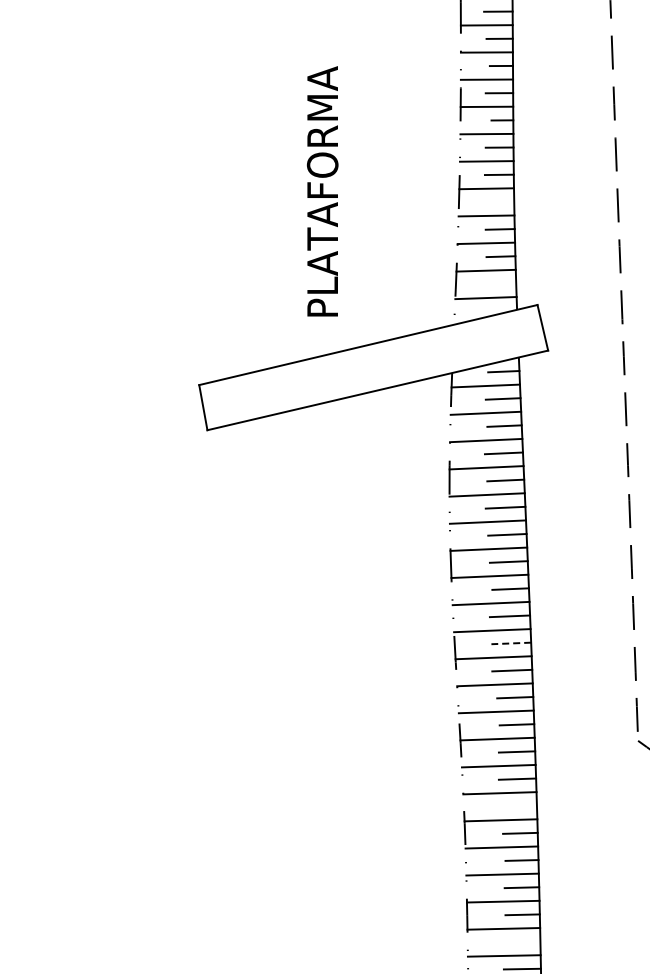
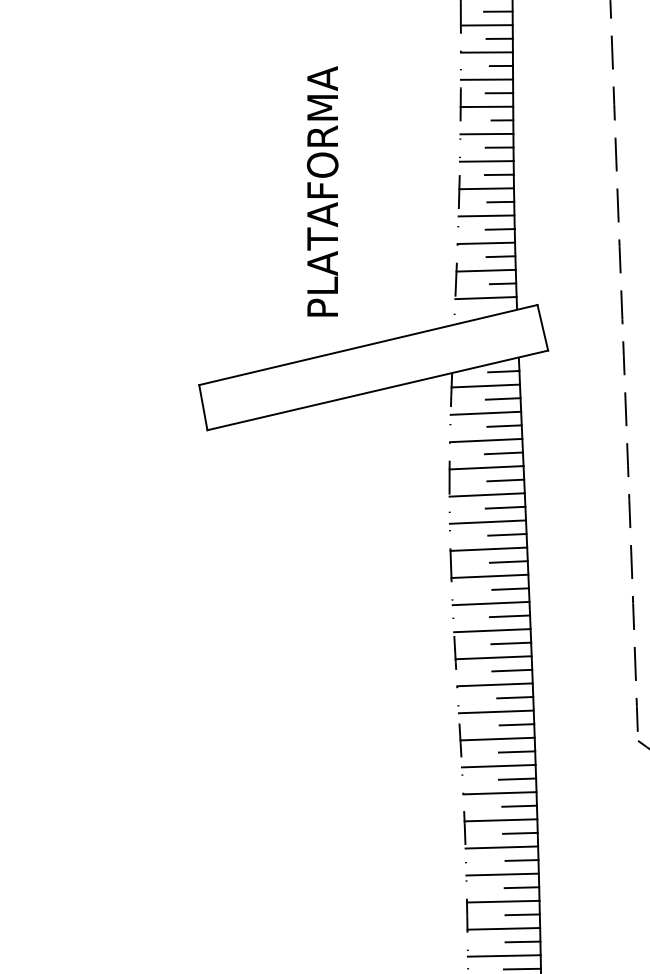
line: none -> present (500, 201)
line: none -> present (502, 283)
line: dashed -> solid (511, 643)
line: none -> present (519, 805)
line: none -> present (522, 941)
